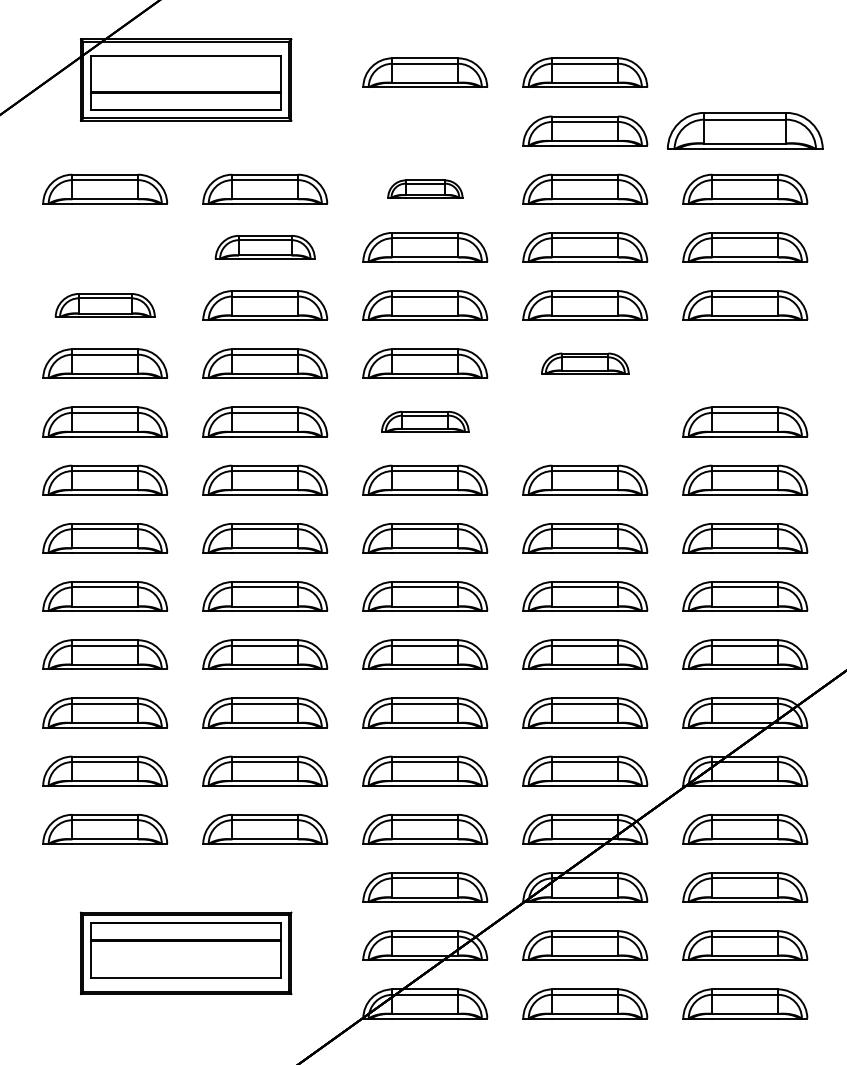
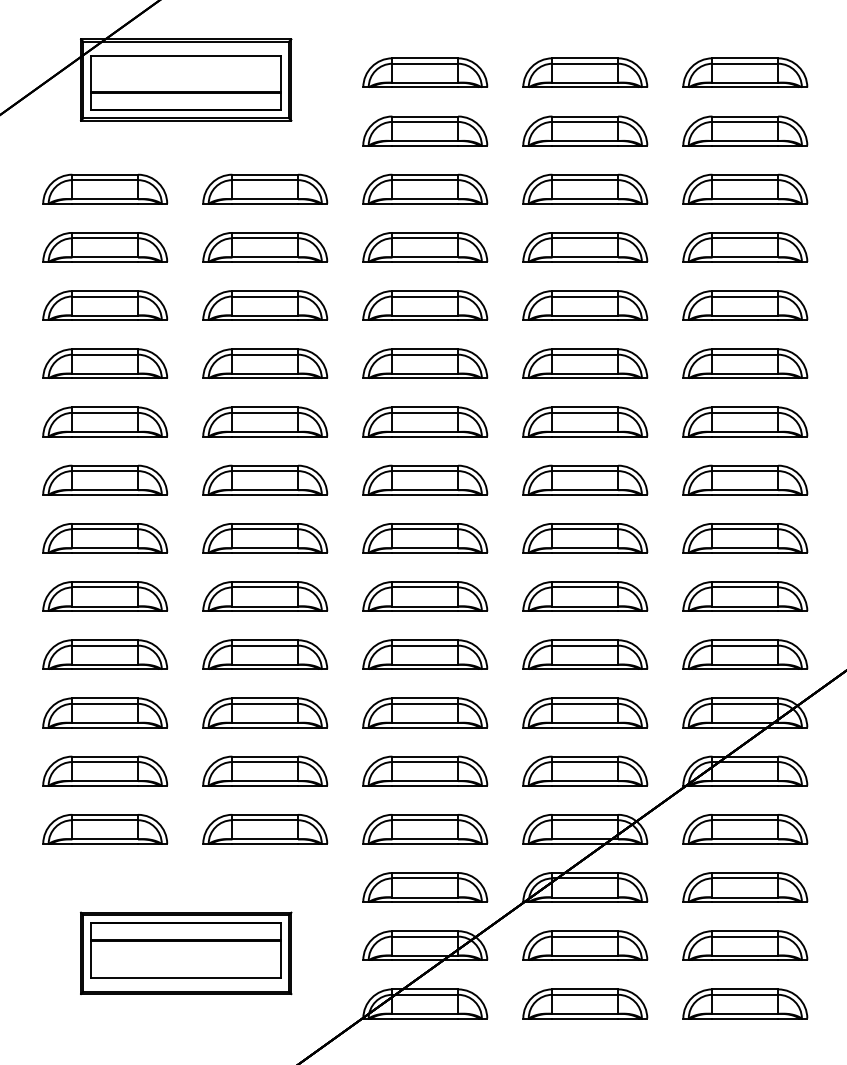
part: none -> present (745, 72)
part: none -> present (425, 130)
part size: 157x38 px -> 127x32 px (745, 130)
part size: 77x20 px -> 127x32 px (425, 188)
part: none -> present (105, 247)
part size: 102x25 px -> 127x31 px (265, 247)
part size: 102x25 px -> 127x31 px (105, 305)
part size: 89x23 px -> 127x31 px (585, 363)
part: none -> present (745, 363)
part size: 89x22 px -> 127x32 px (425, 421)
part: none -> present (585, 421)
